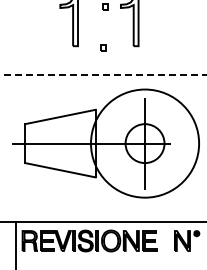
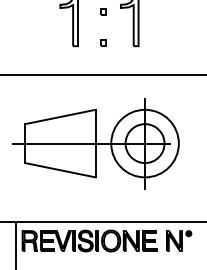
part position: (105, 6) -> (103, 11) (103, 11)
part position: (103, 47) -> (103, 42) (103, 42)
line: dashed -> solid (103, 75)
circle diameter: 108 px -> 68 px (144, 143)
part position: (187, 240) -> (179, 240) (179, 240)
